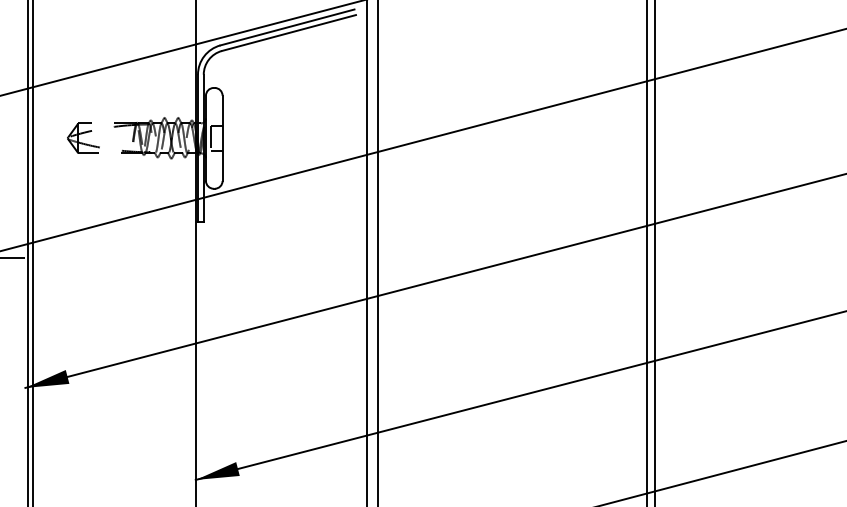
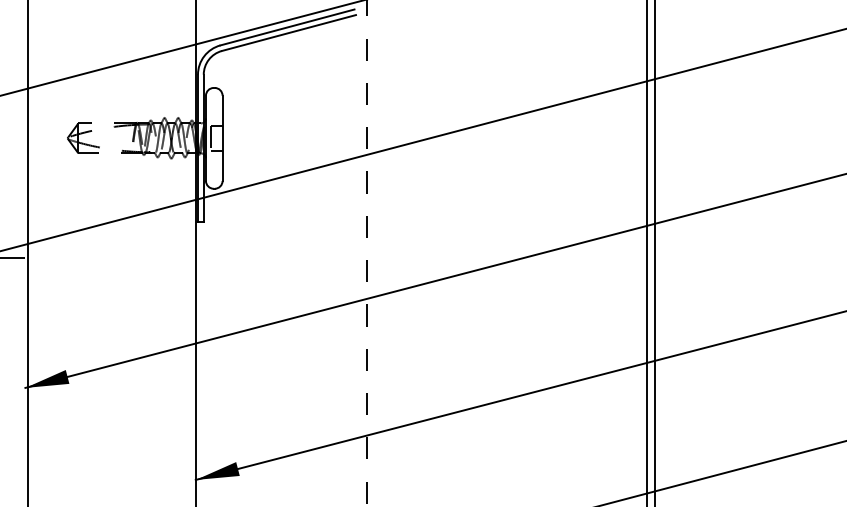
line: present -> none (33, 252)
line: present -> none (377, 252)
line: solid -> dashed (367, 253)
